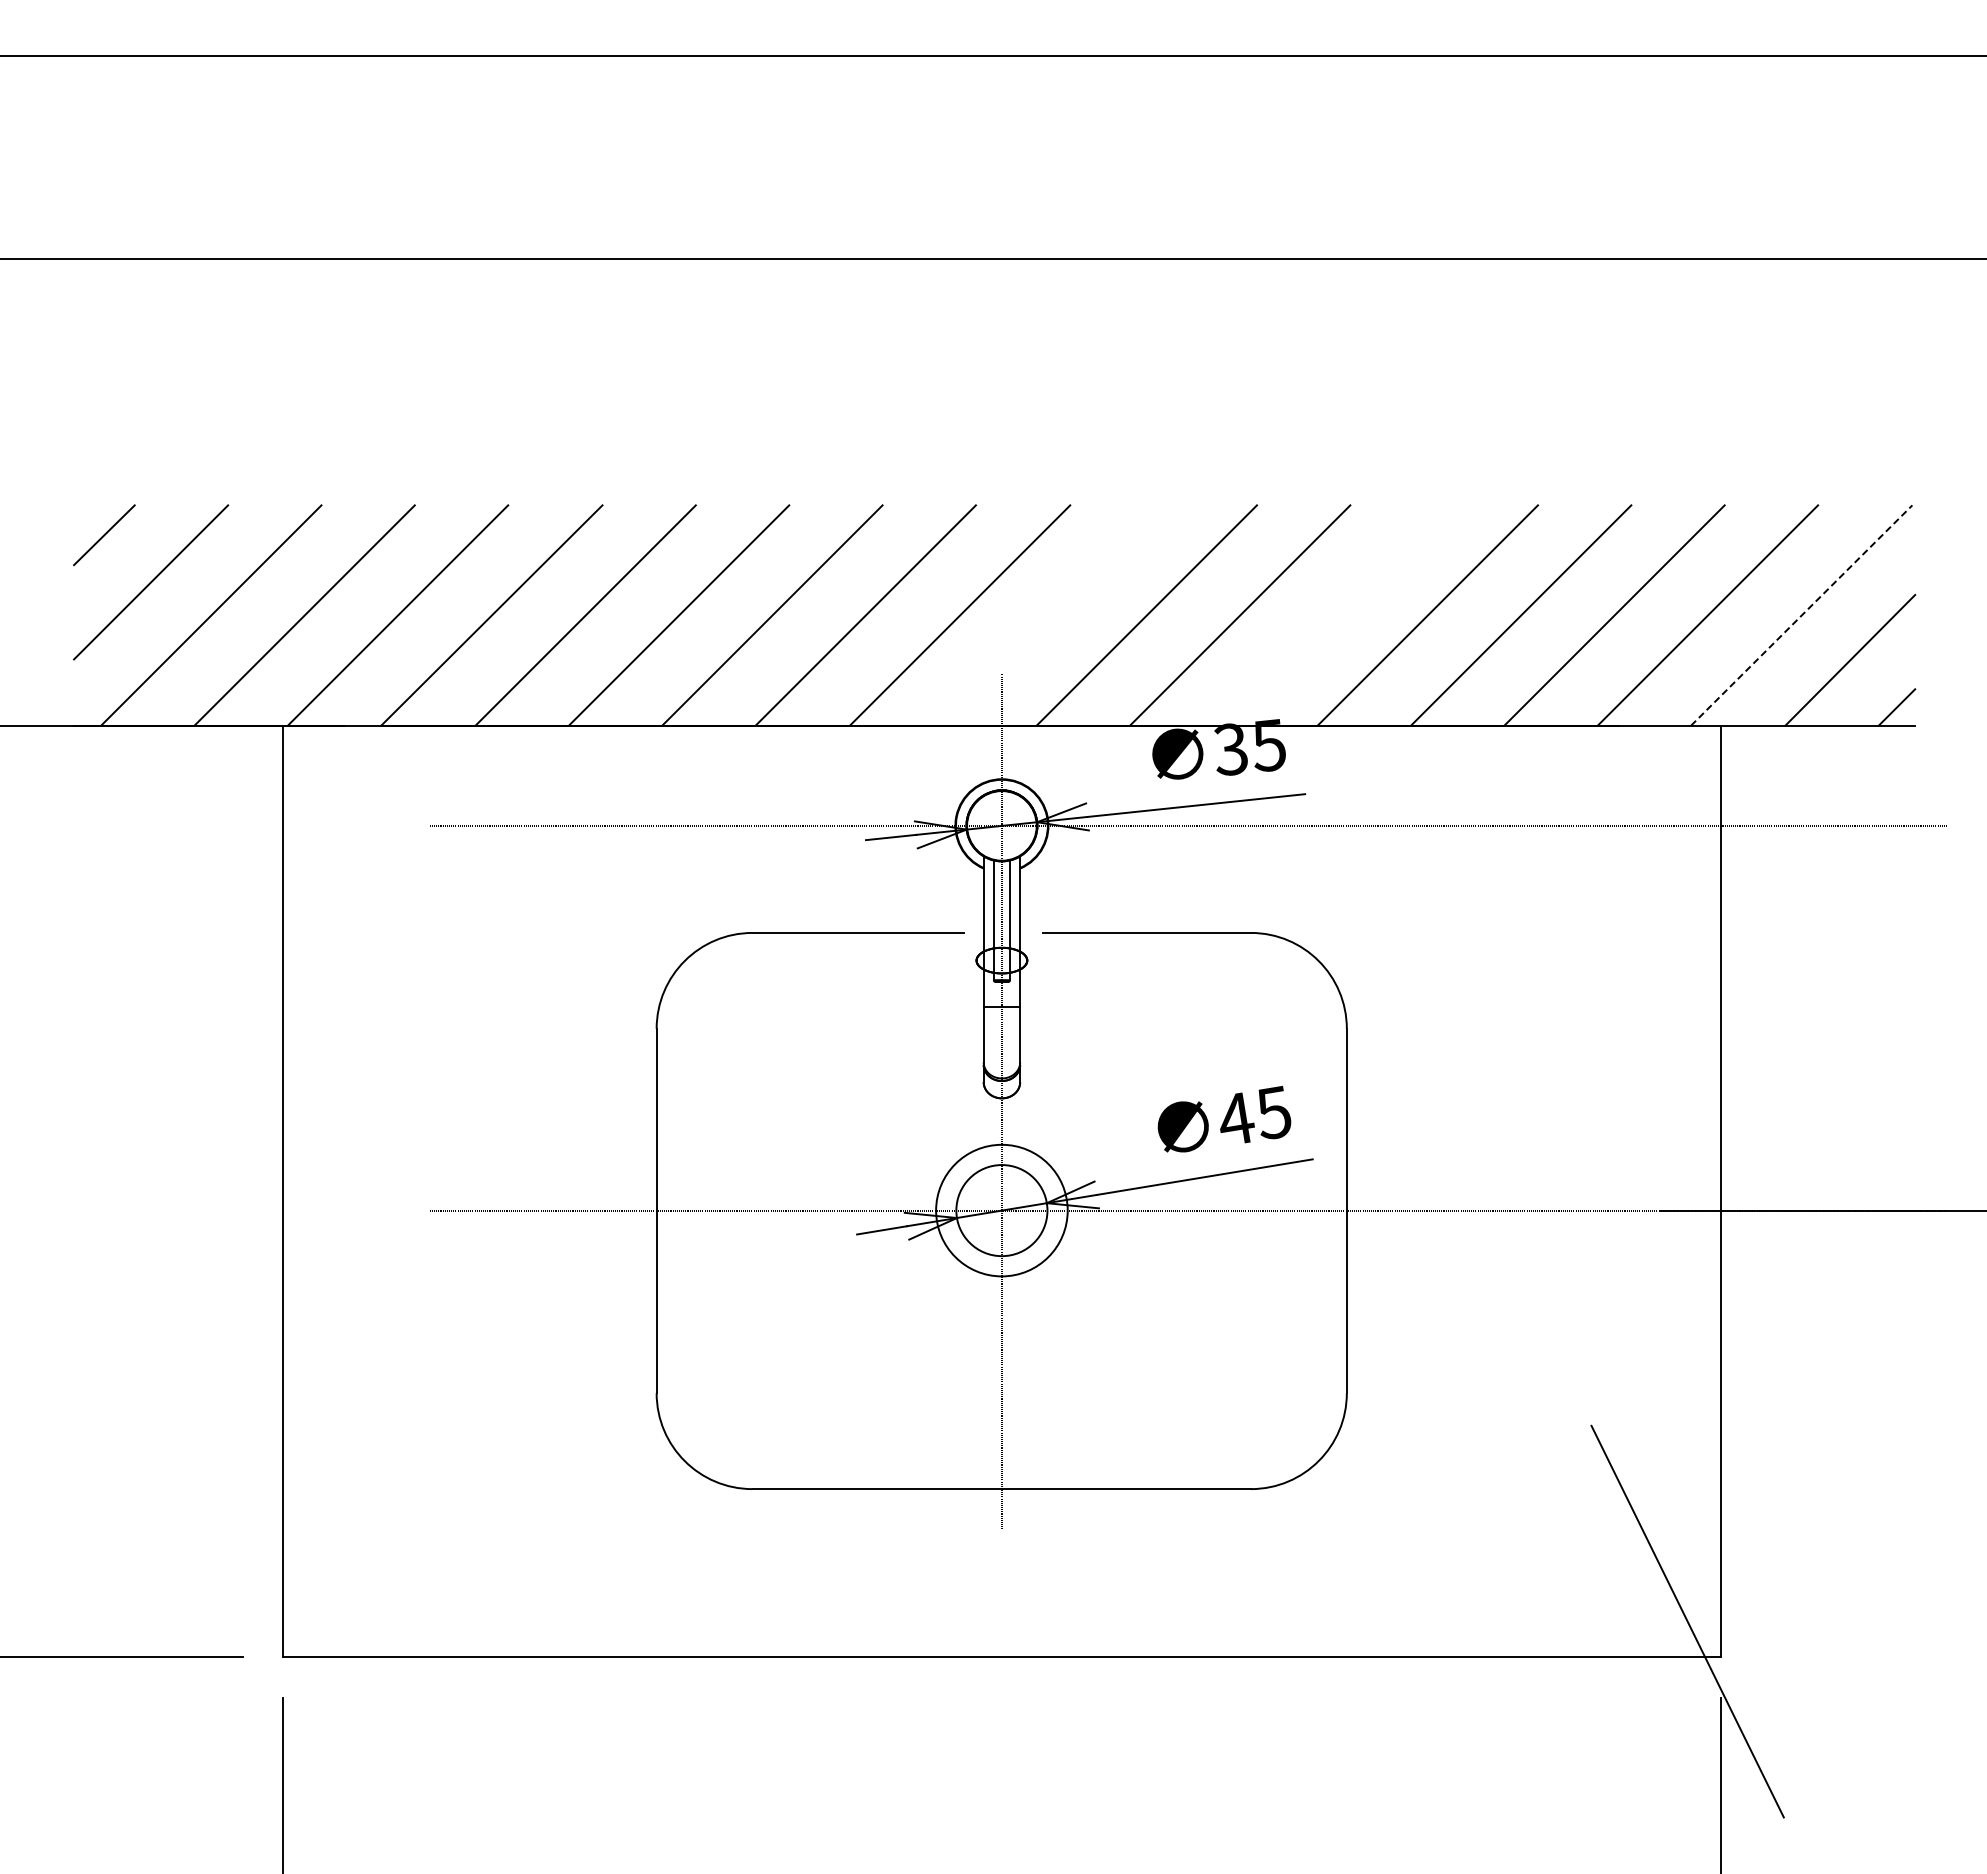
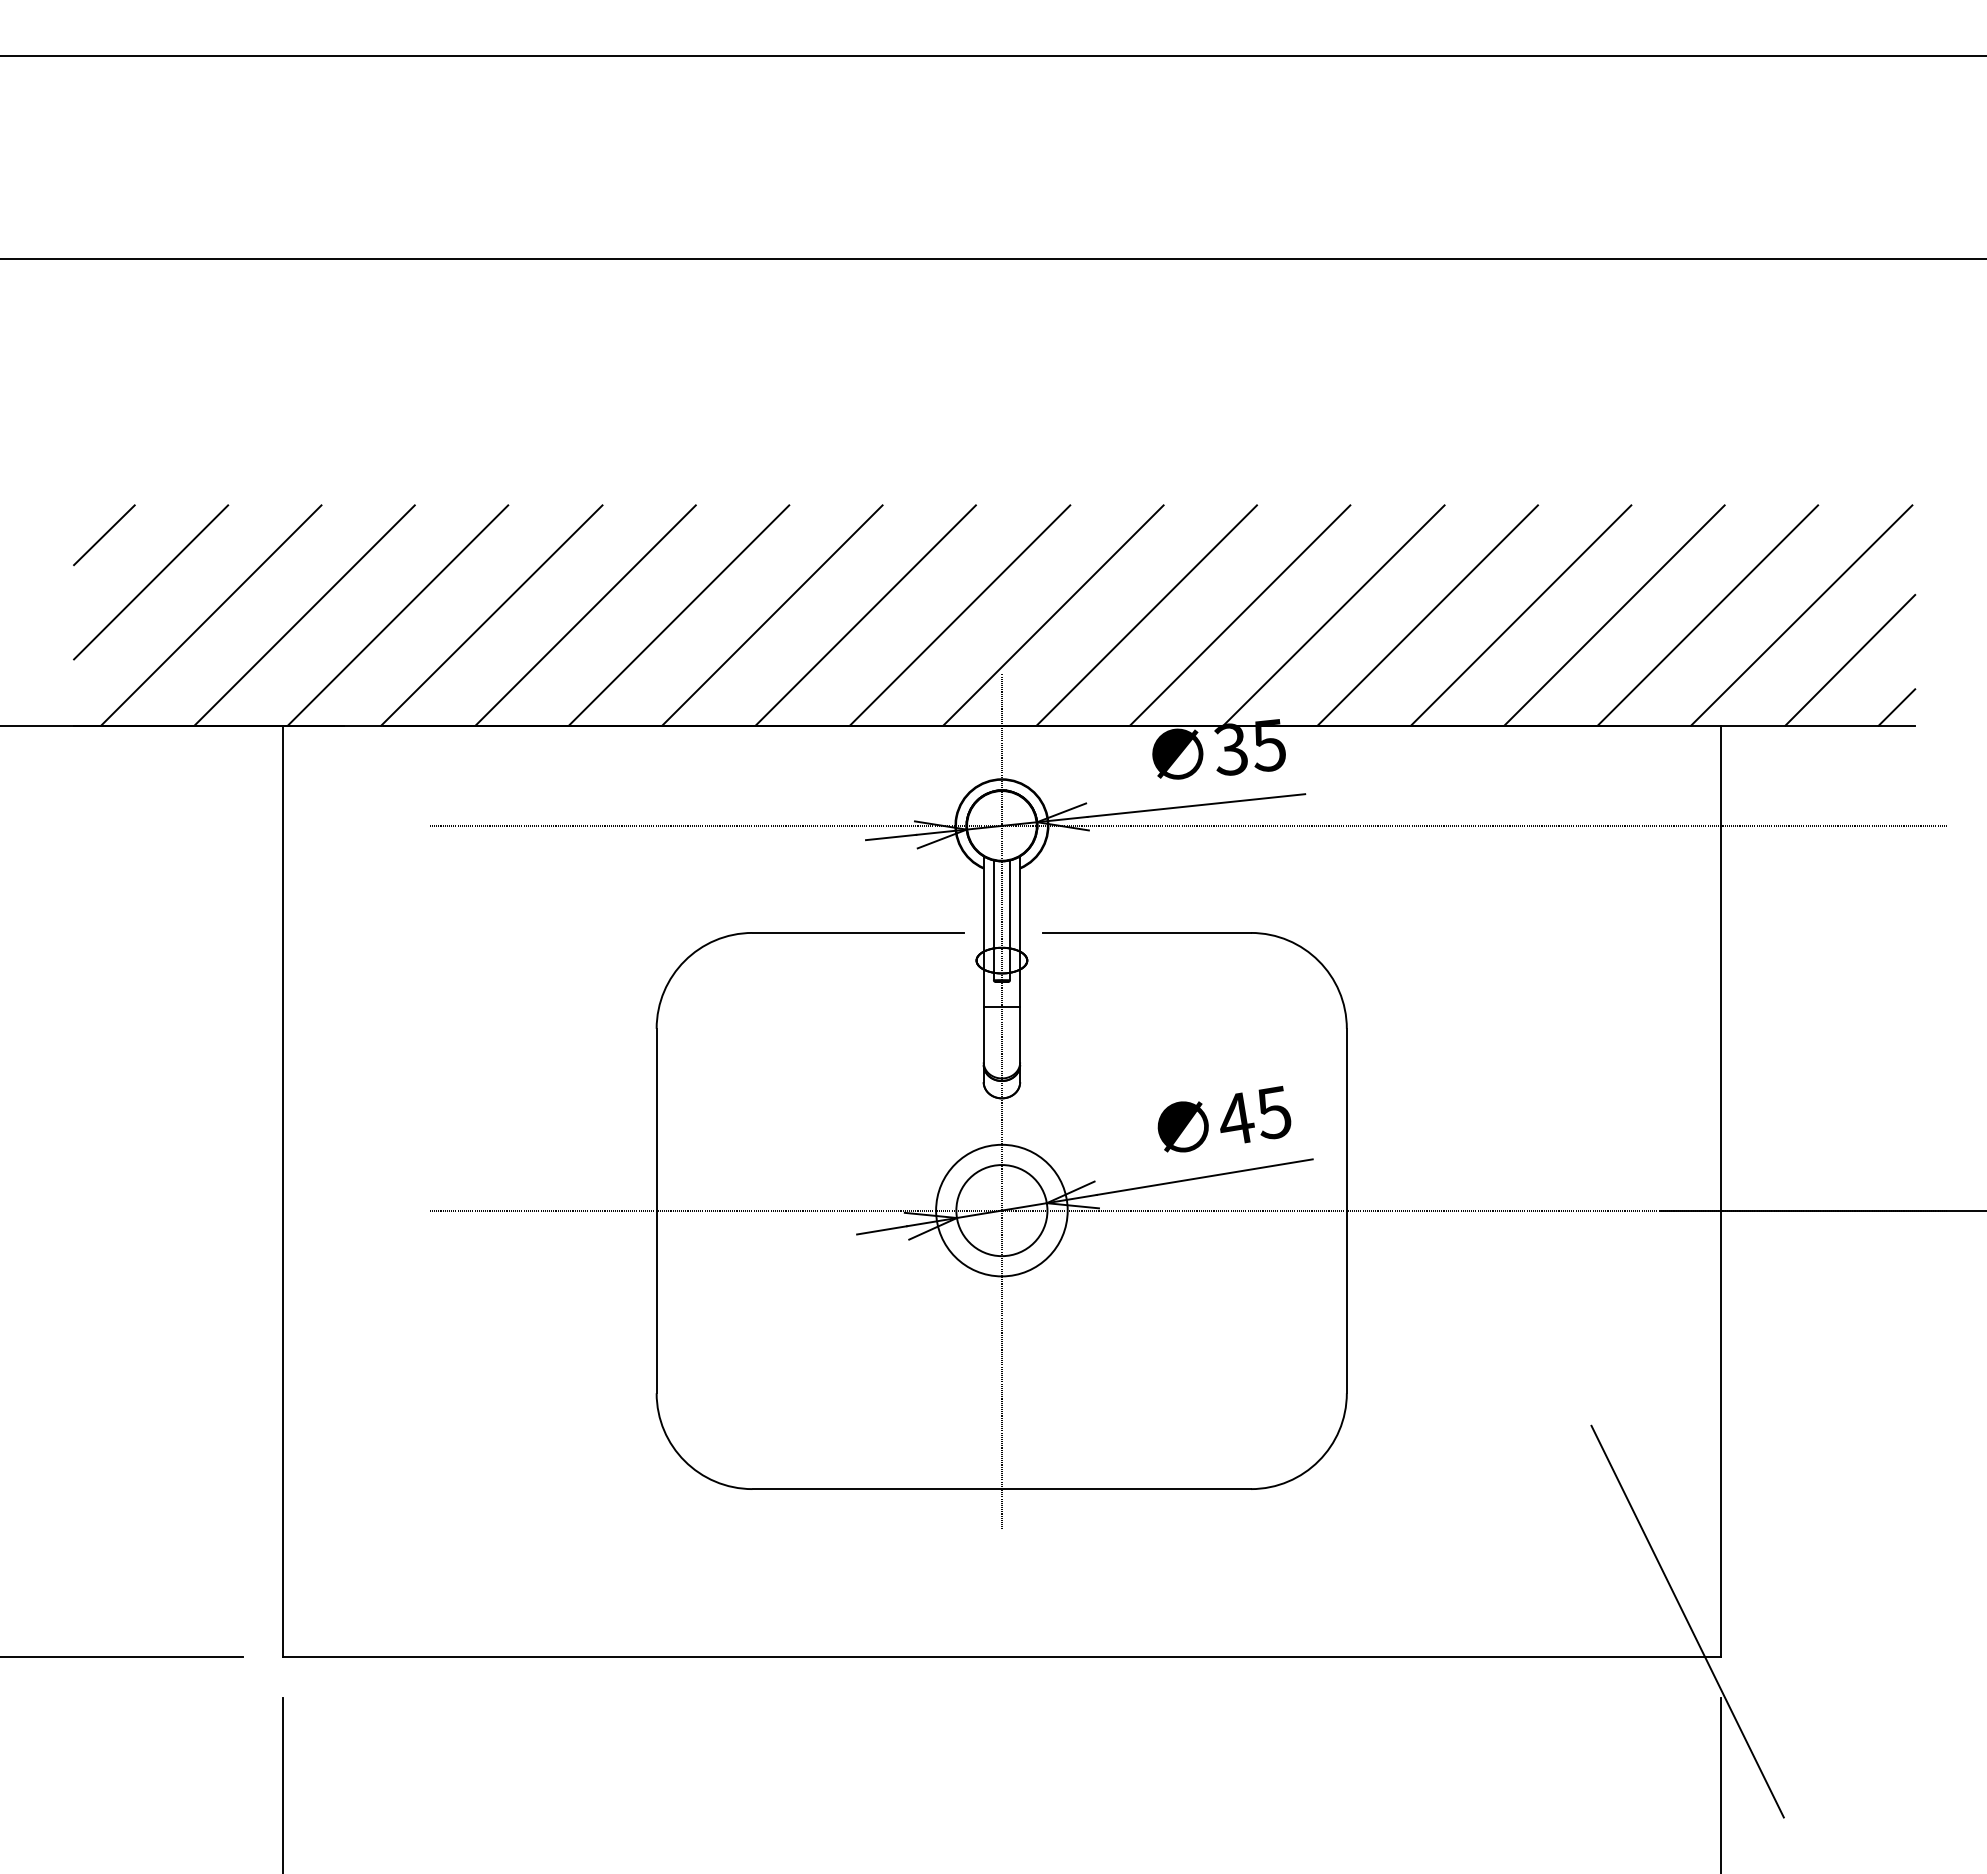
line: none -> present (1053, 615)
line: none -> present (1333, 615)
line: dashed -> solid (1802, 615)
